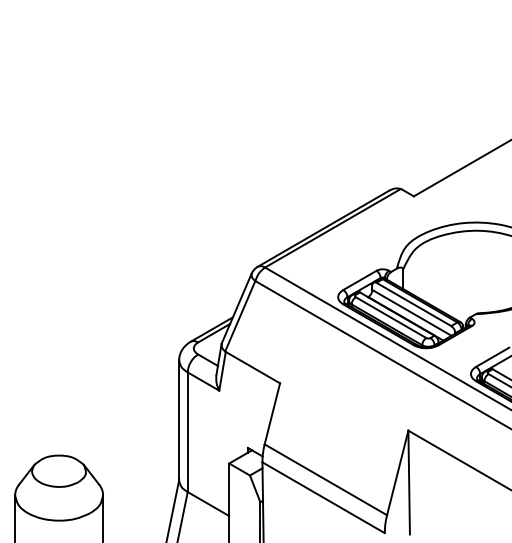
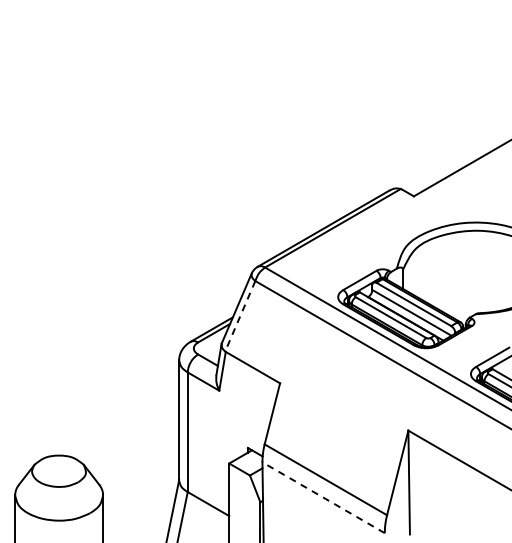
line: solid -> dashed (240, 316)
line: solid -> dashed (323, 497)
